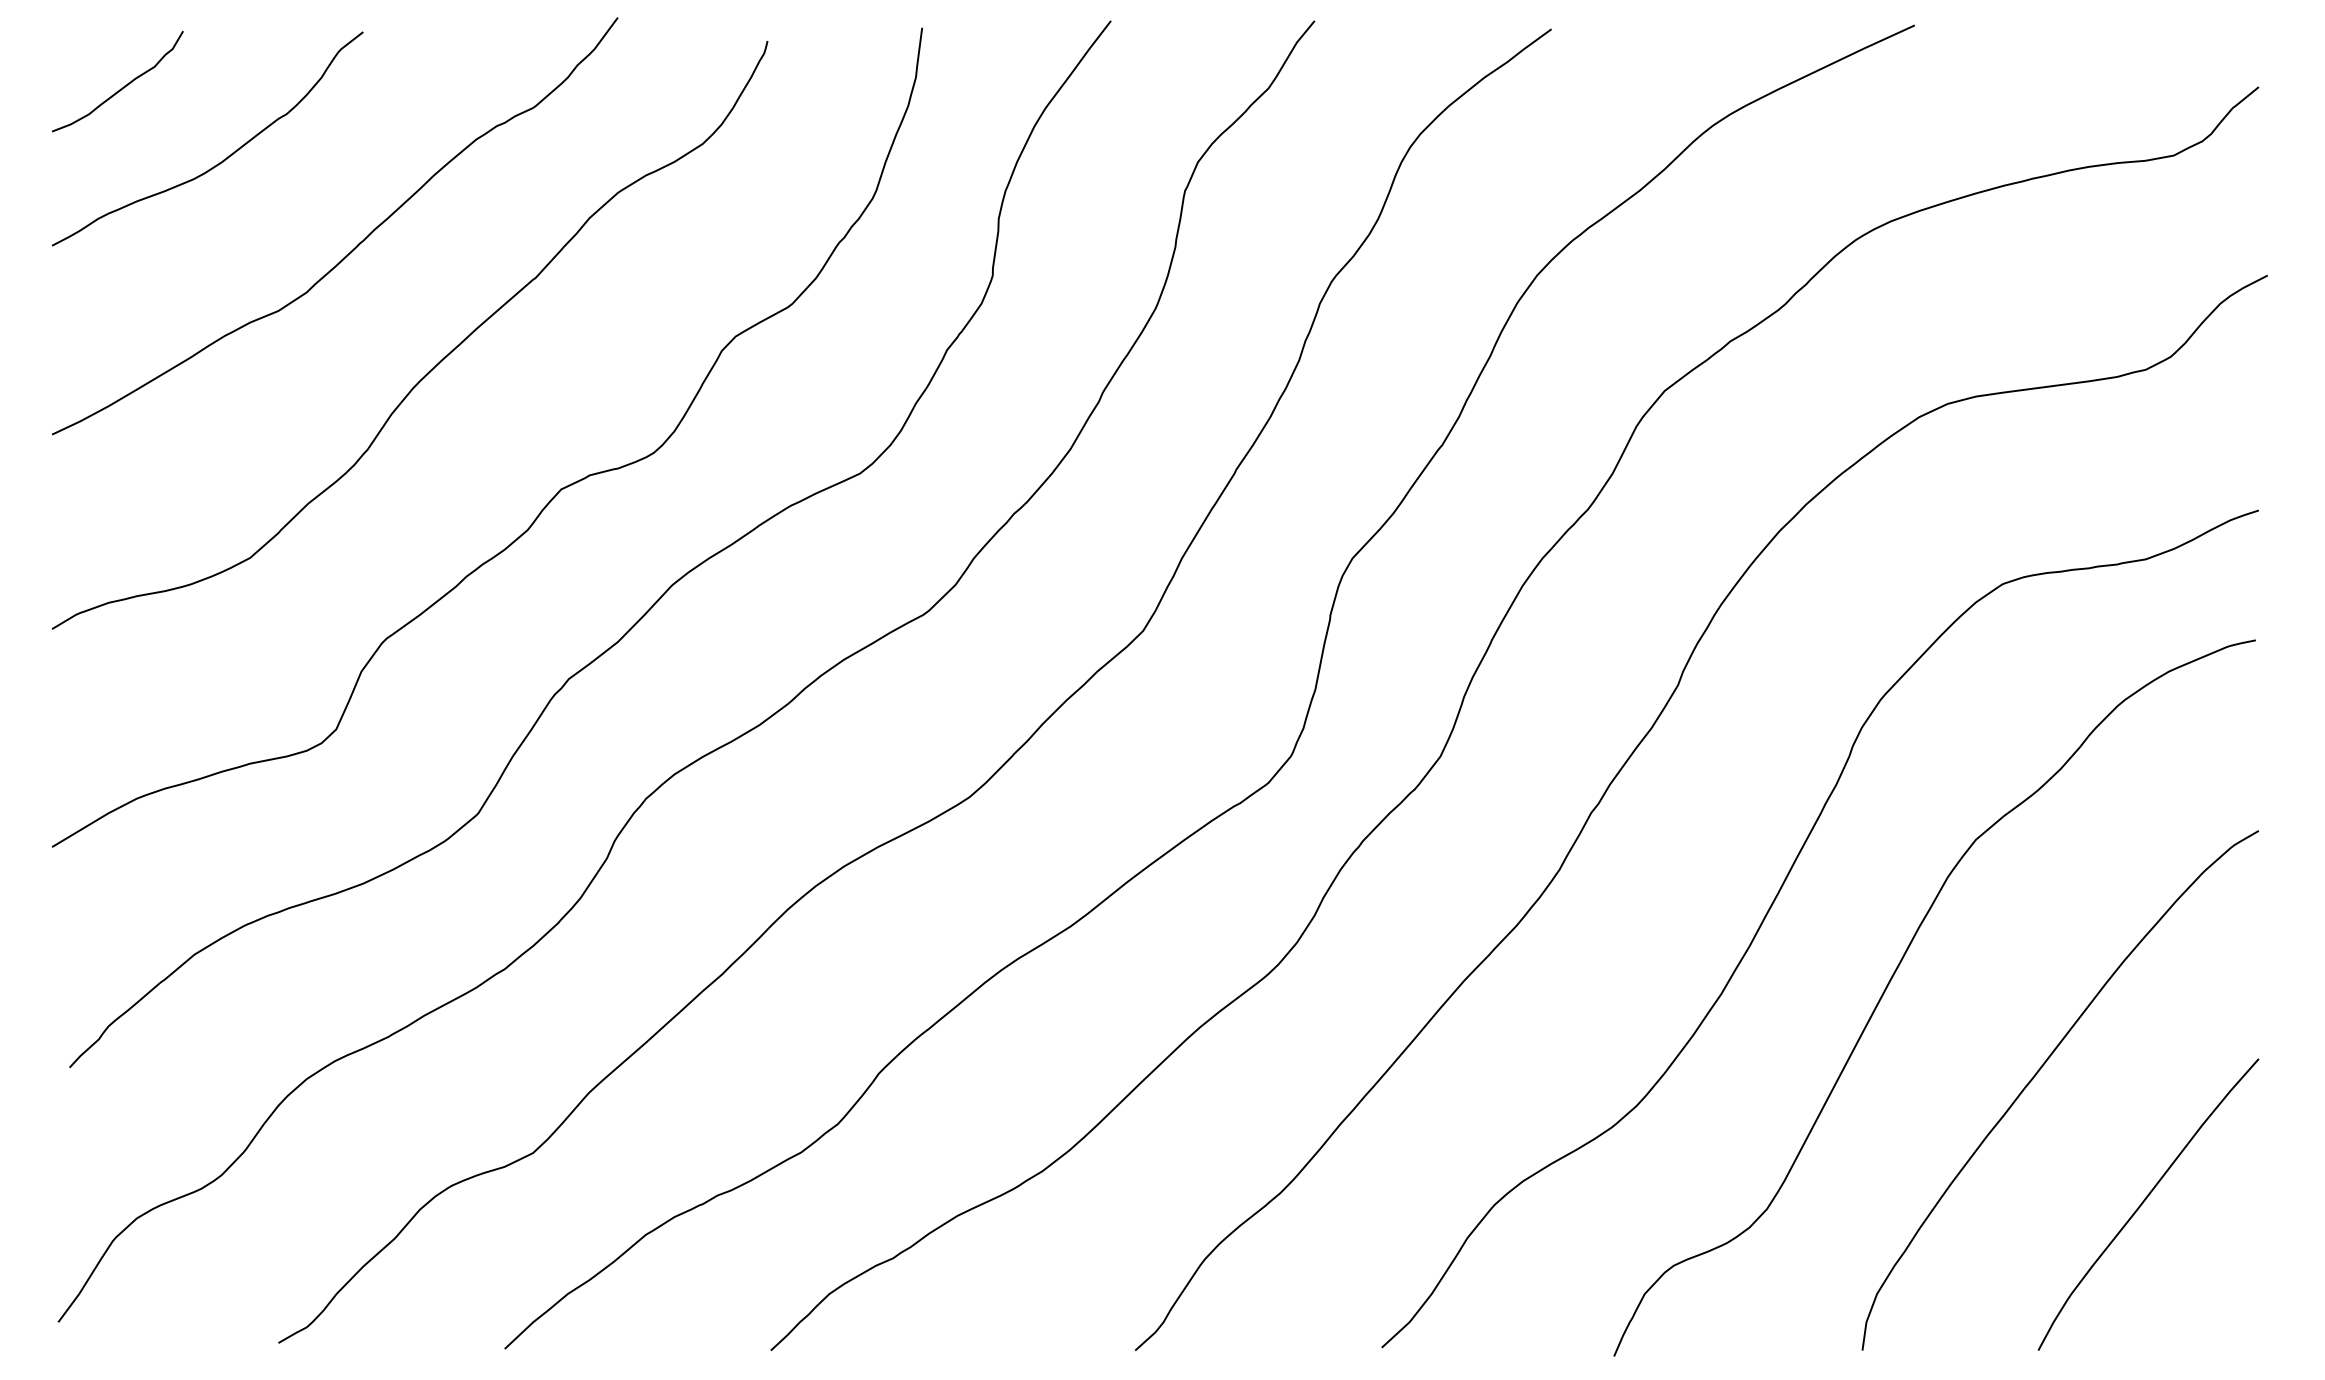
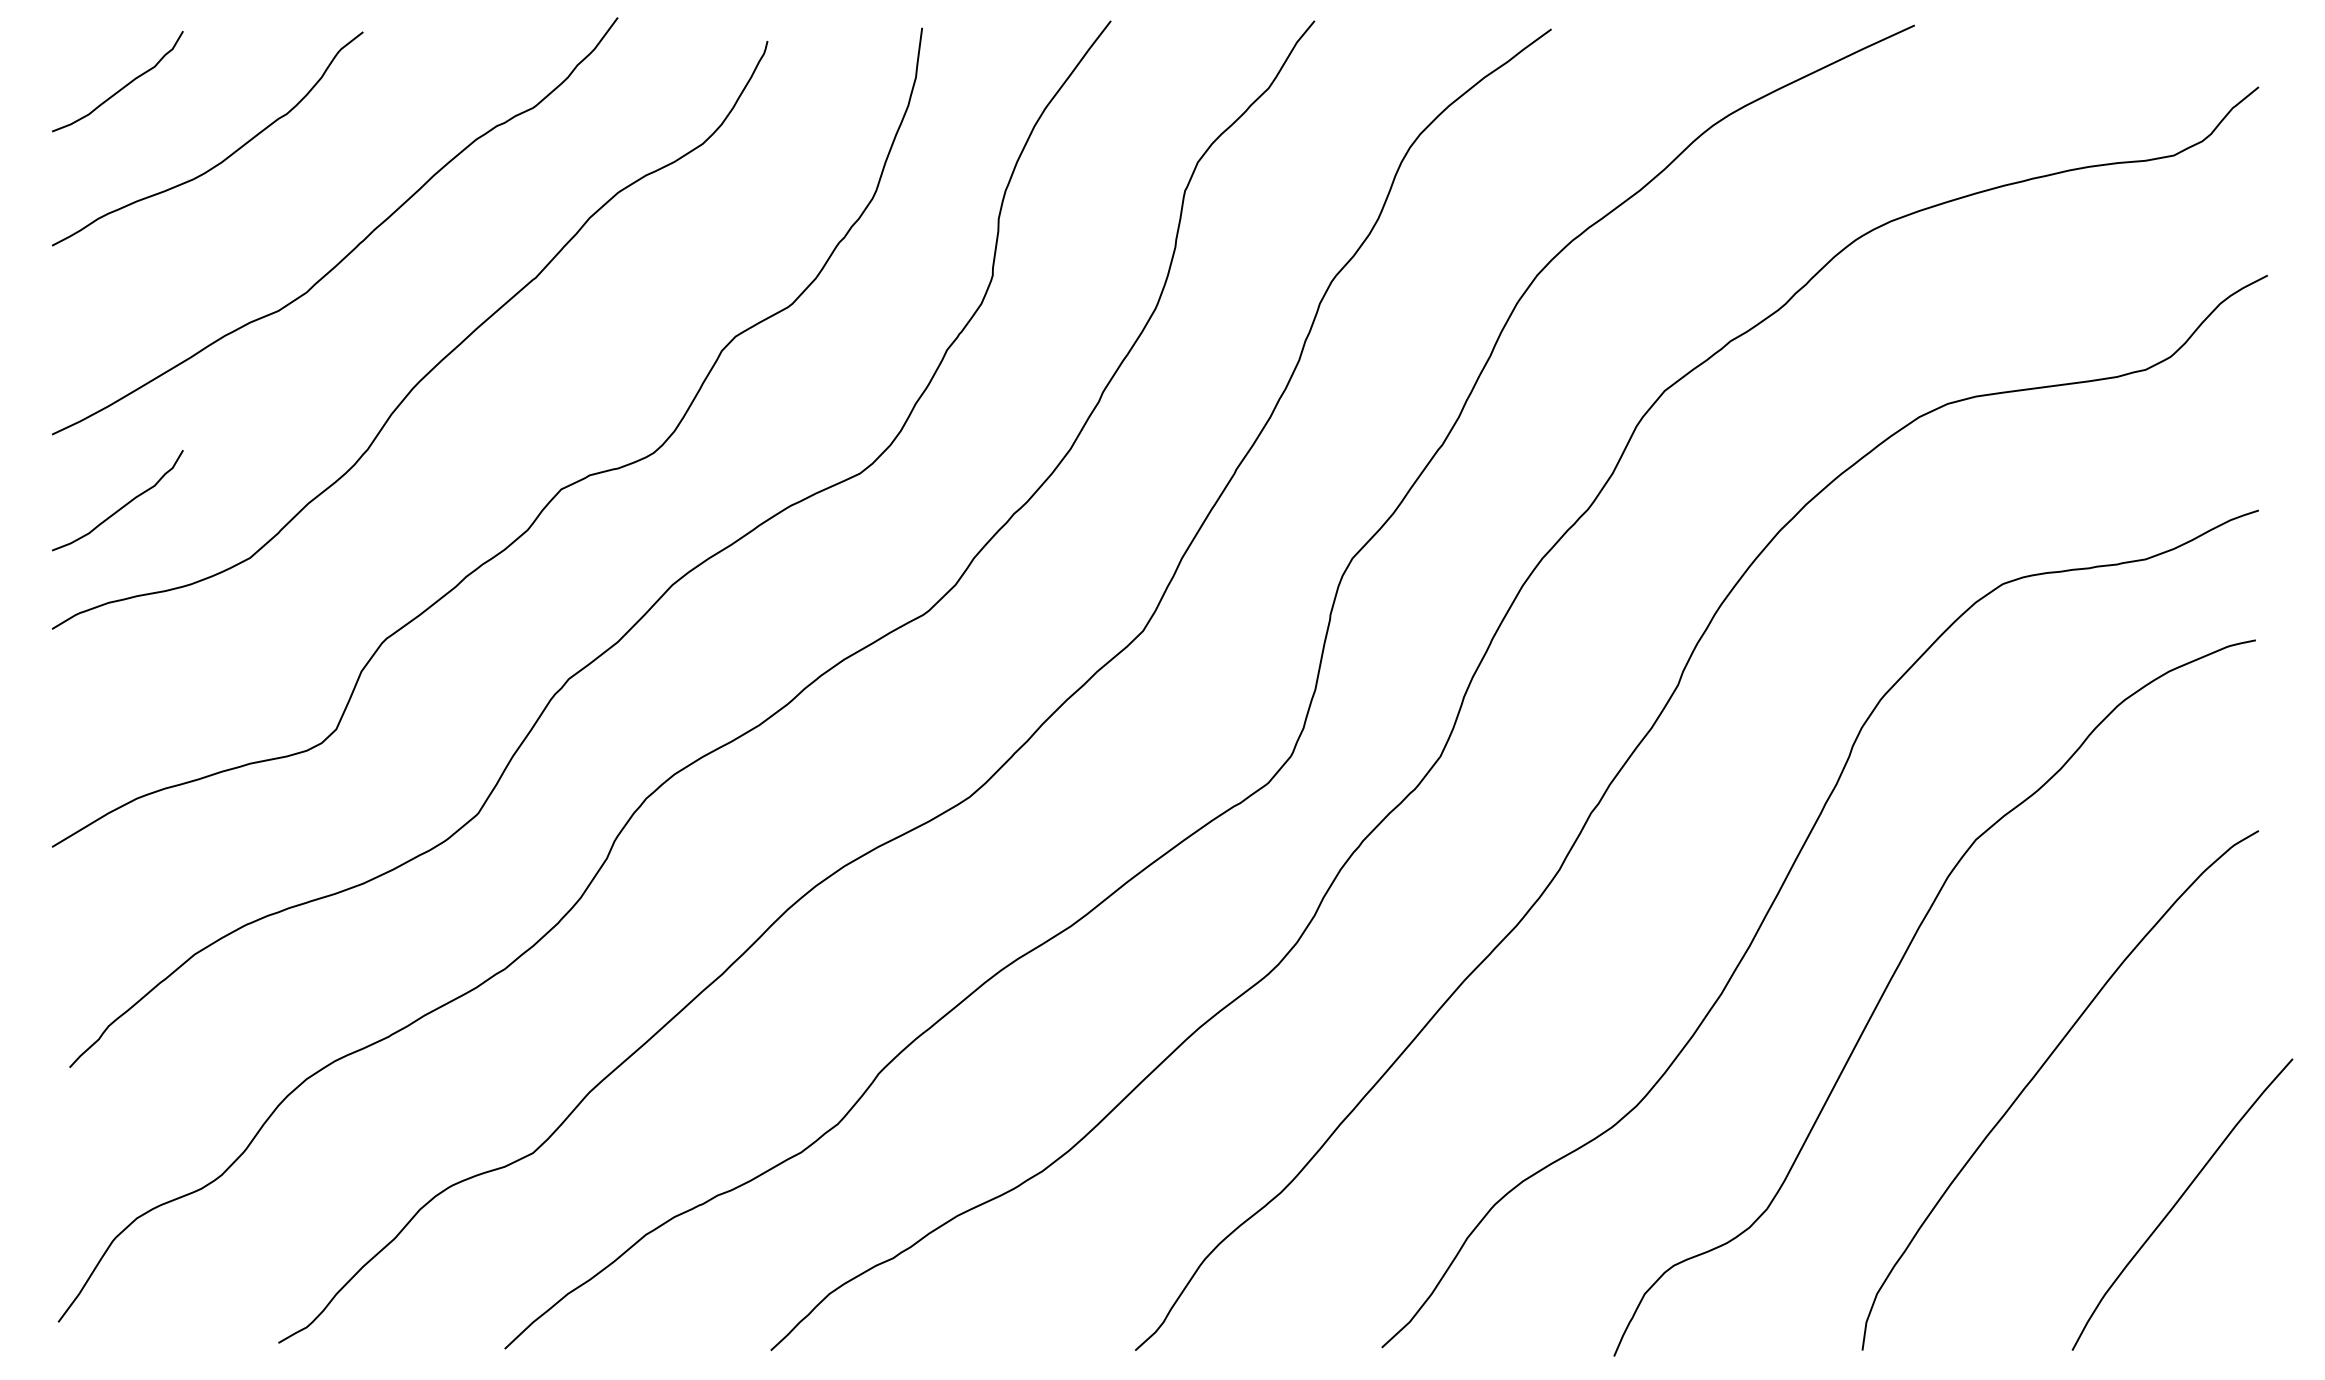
curve: none -> present (120, 507)
curve position: (2144, 1202) -> (2178, 1202) (2178, 1202)
